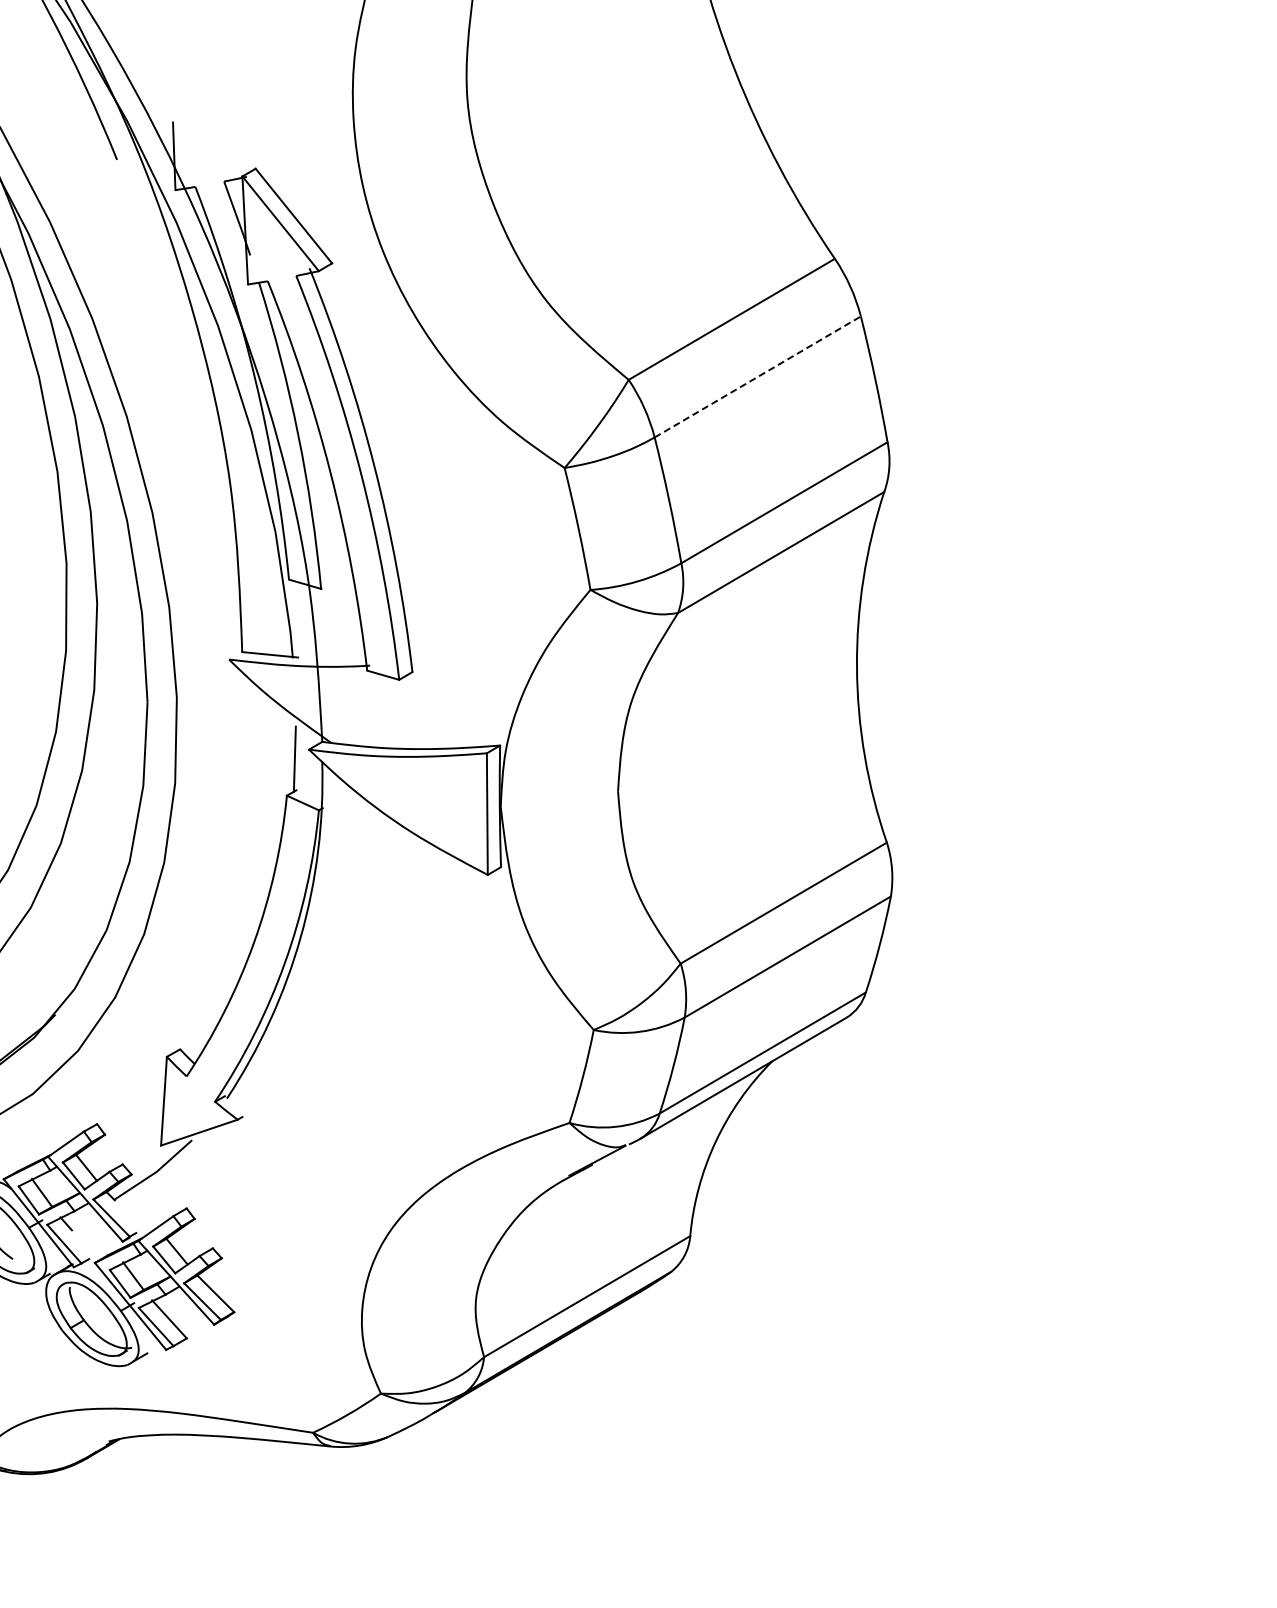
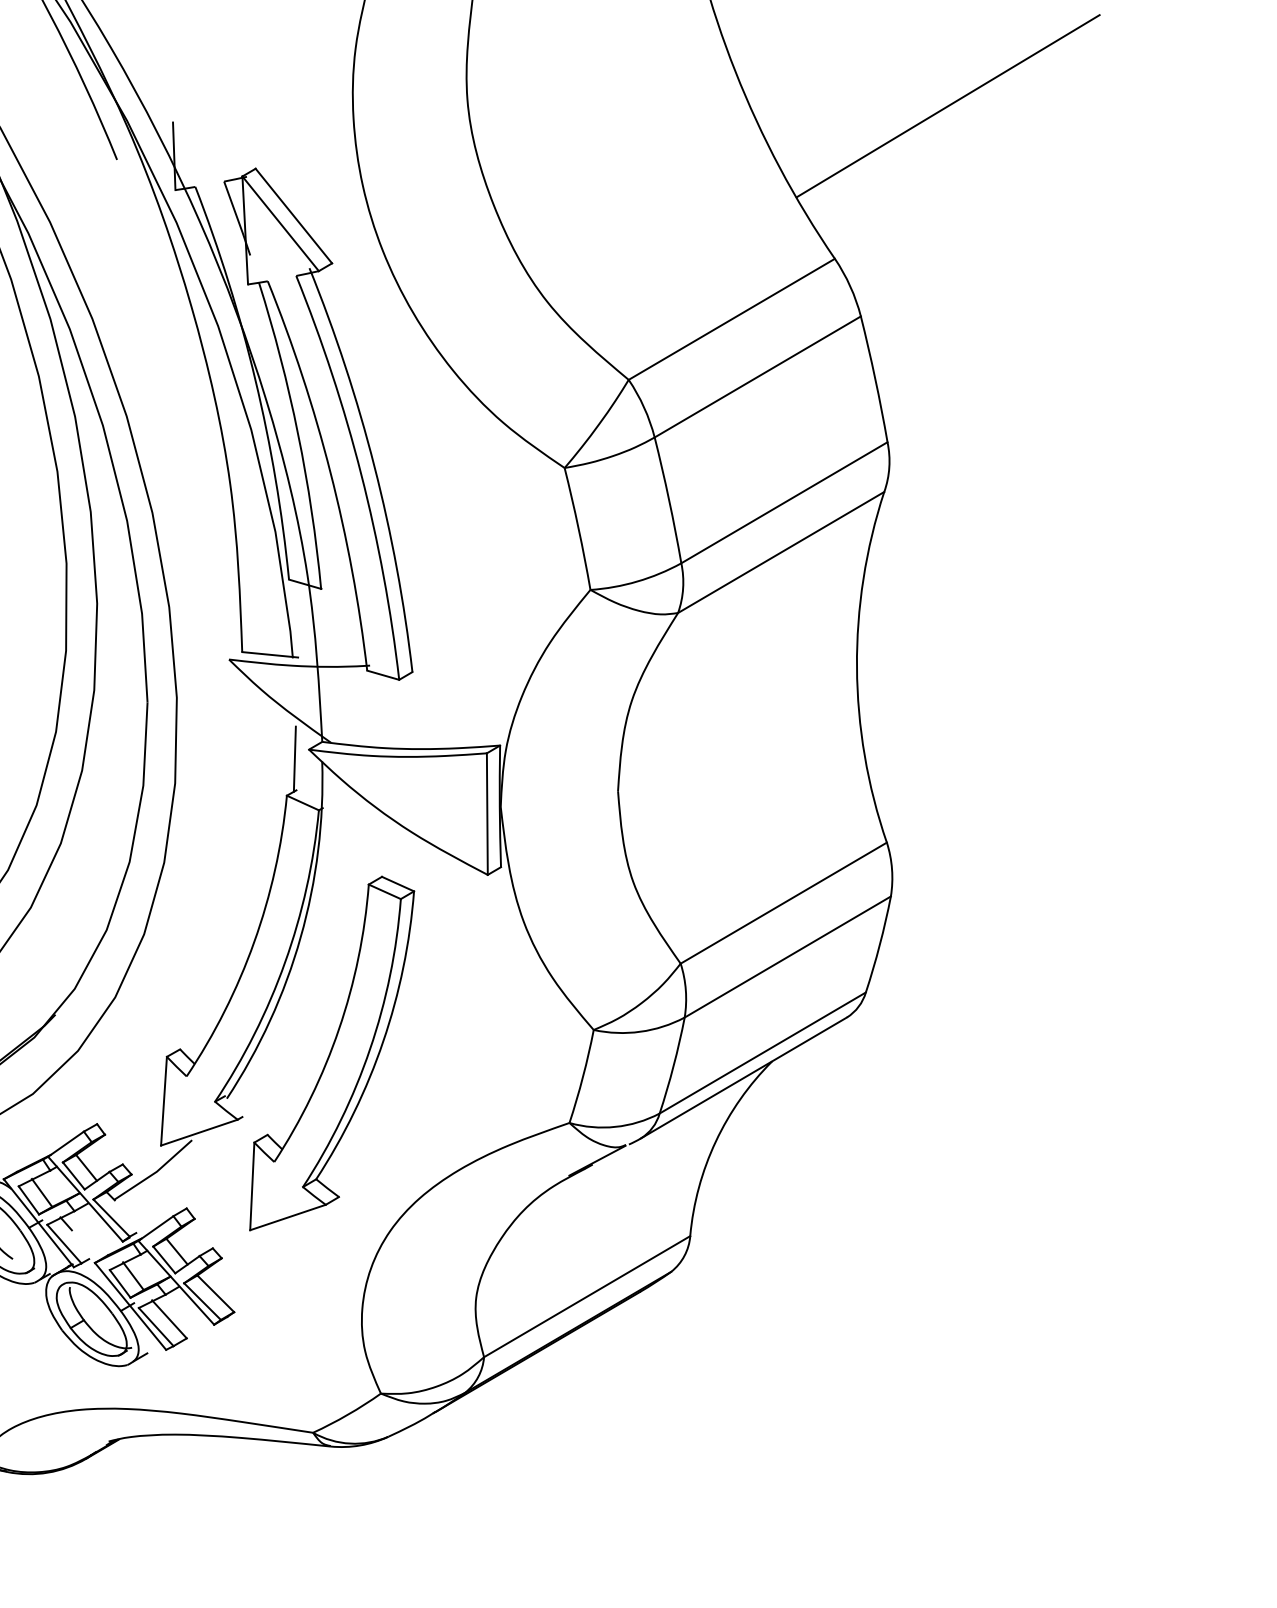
line: none -> present (947, 106)
line: dashed -> solid (757, 376)
part: none -> present (332, 1053)
